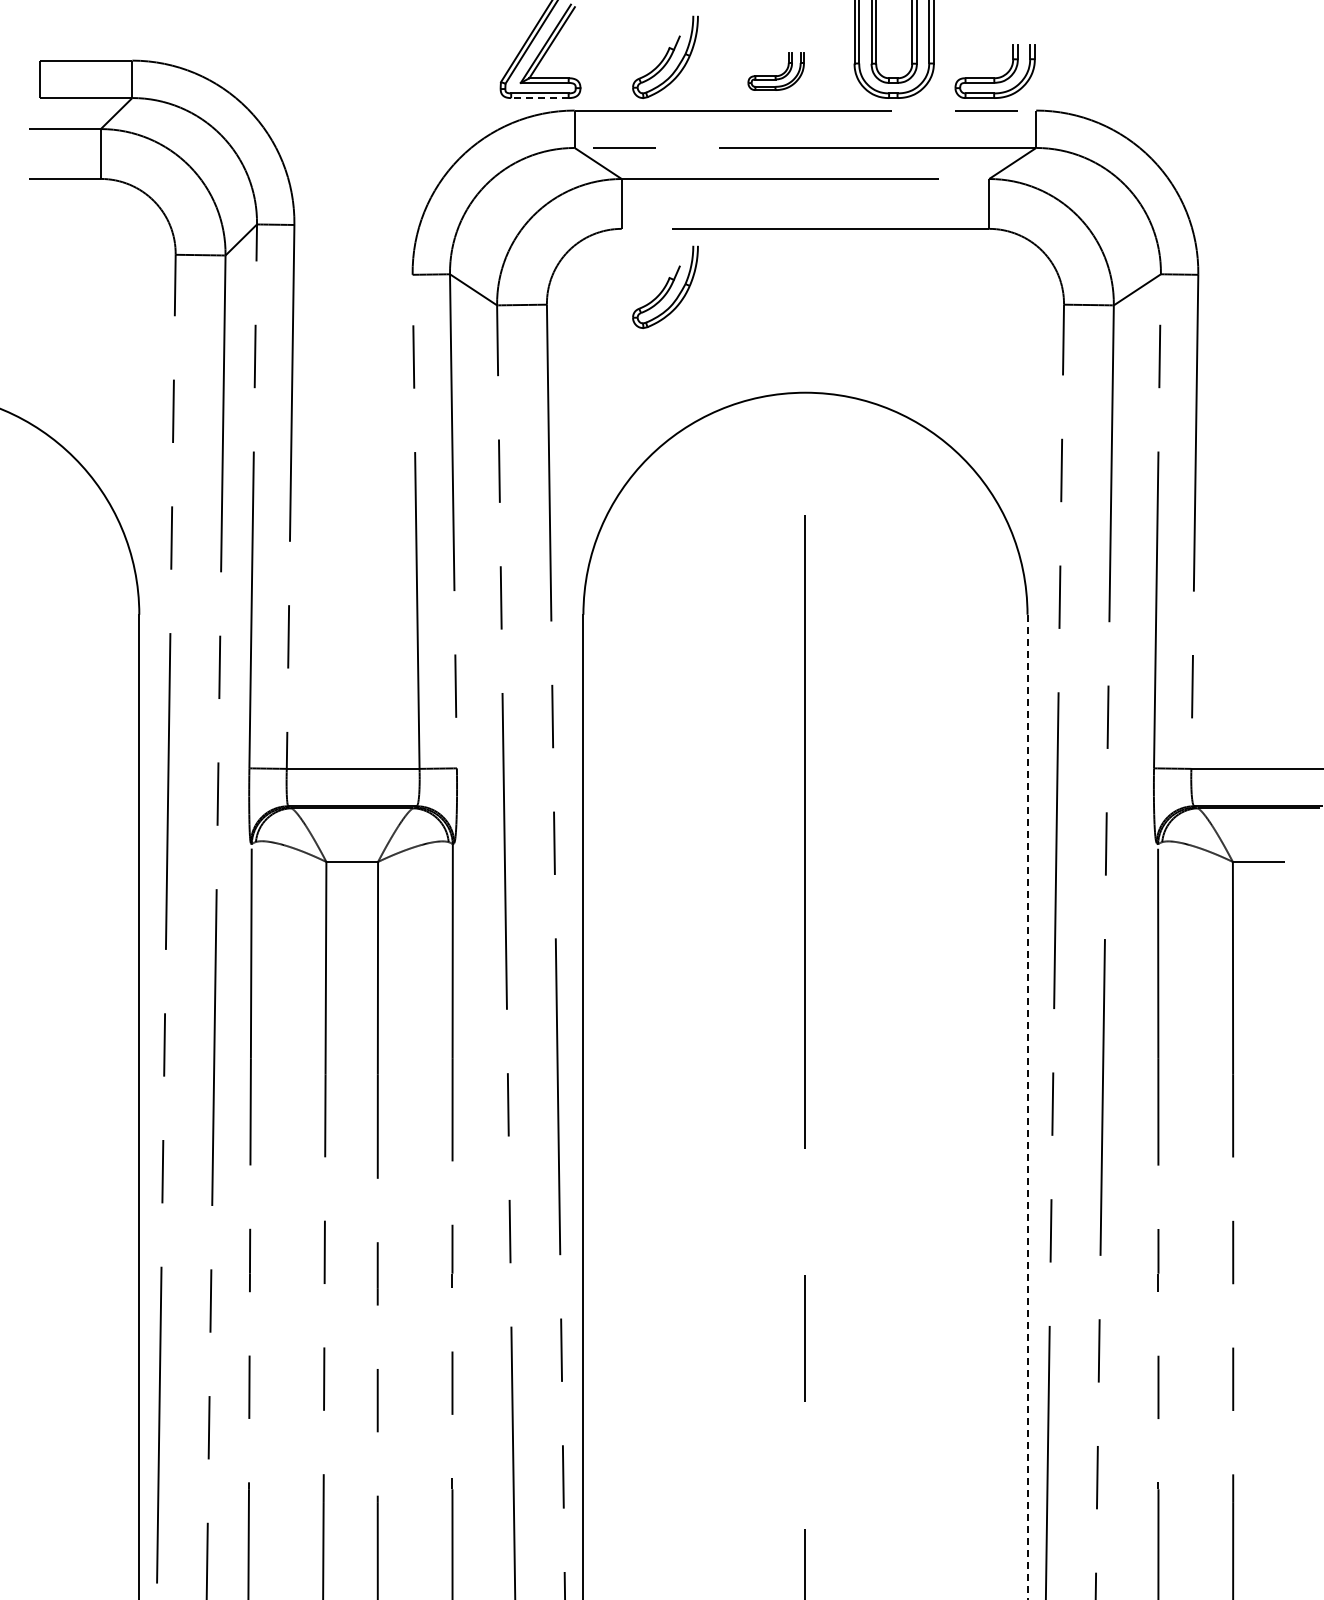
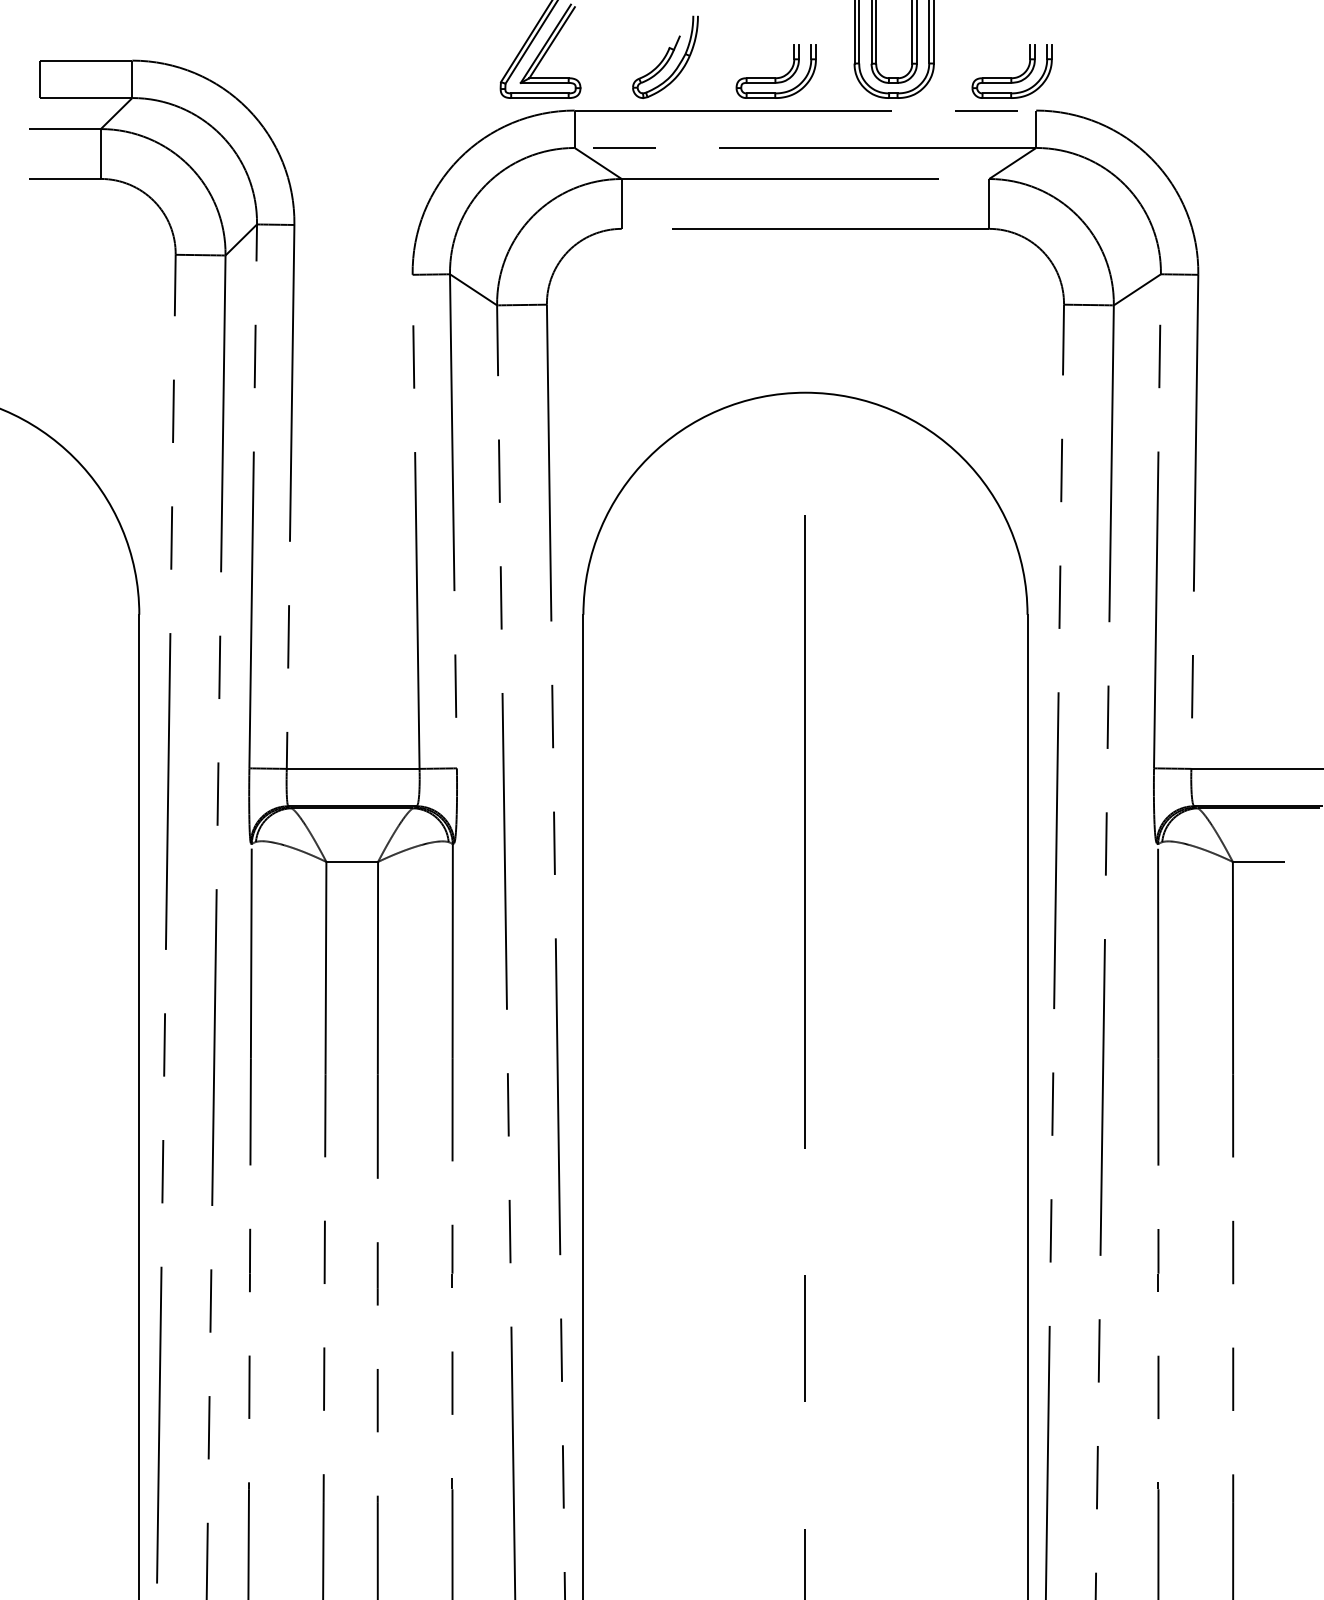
part size: 58x39 px -> 82x55 px (775, 71)
part position: (994, 71) -> (1011, 71) (1011, 71)
line: dashed -> solid (539, 98)
part: present -> none (665, 286)
line: dashed -> solid (1027, 1107)
